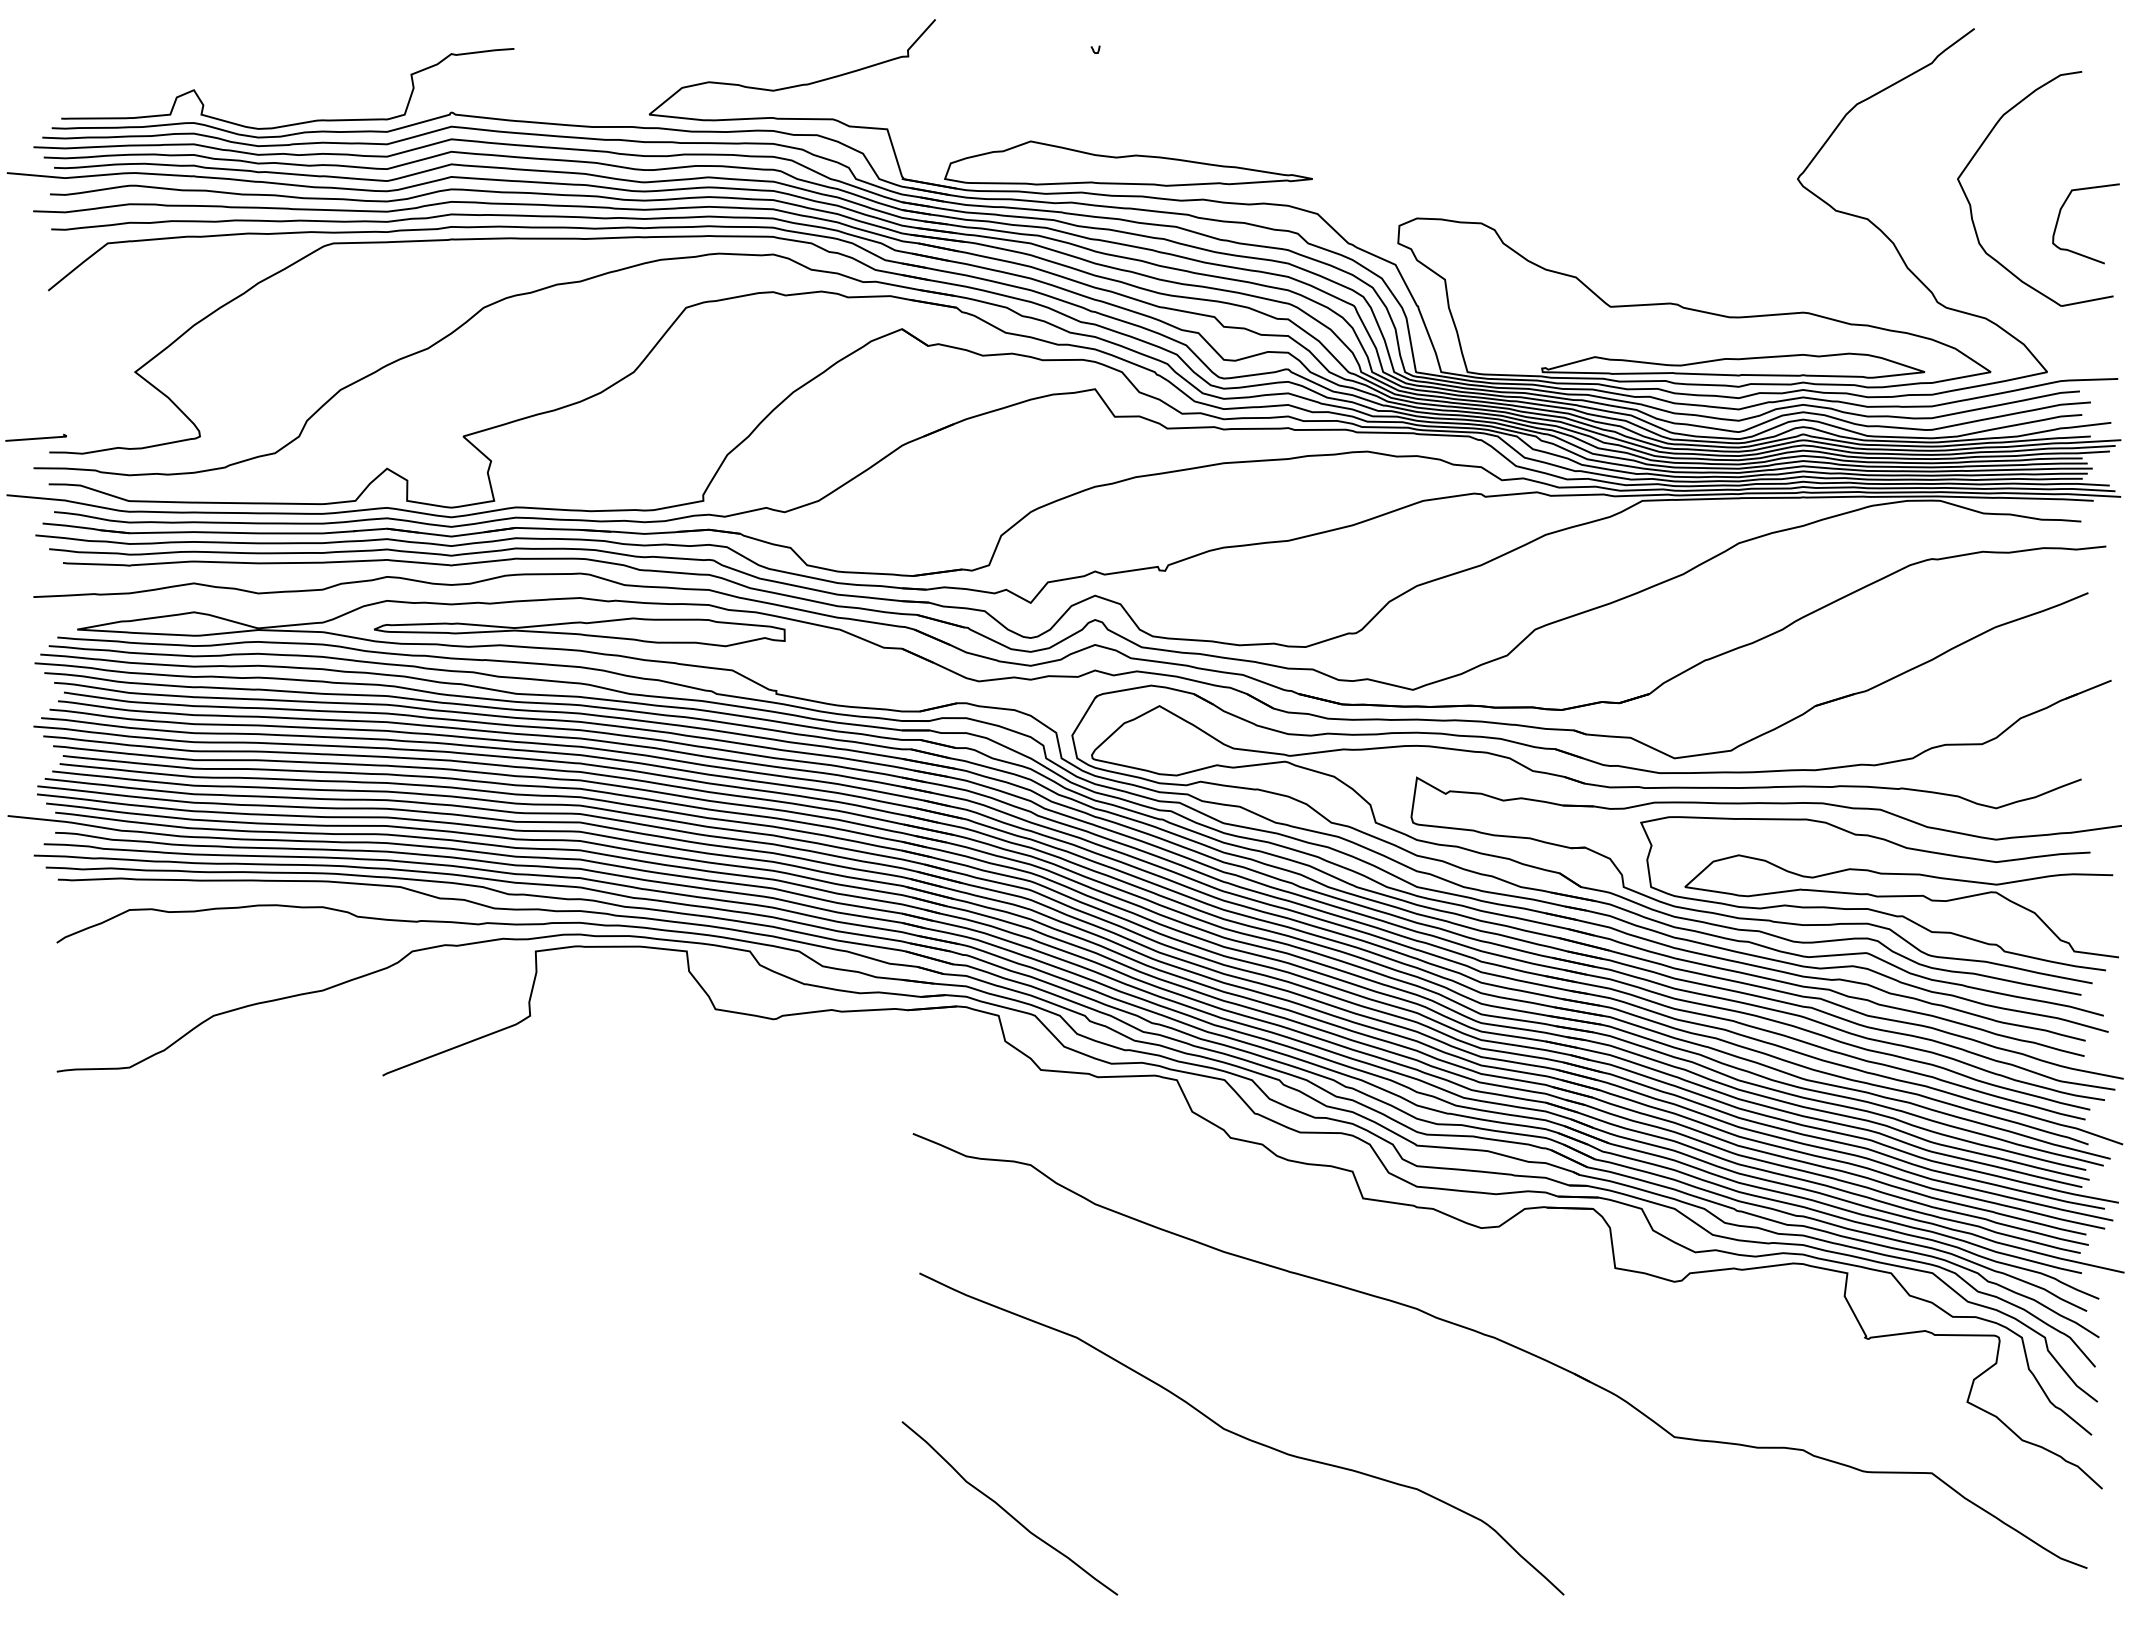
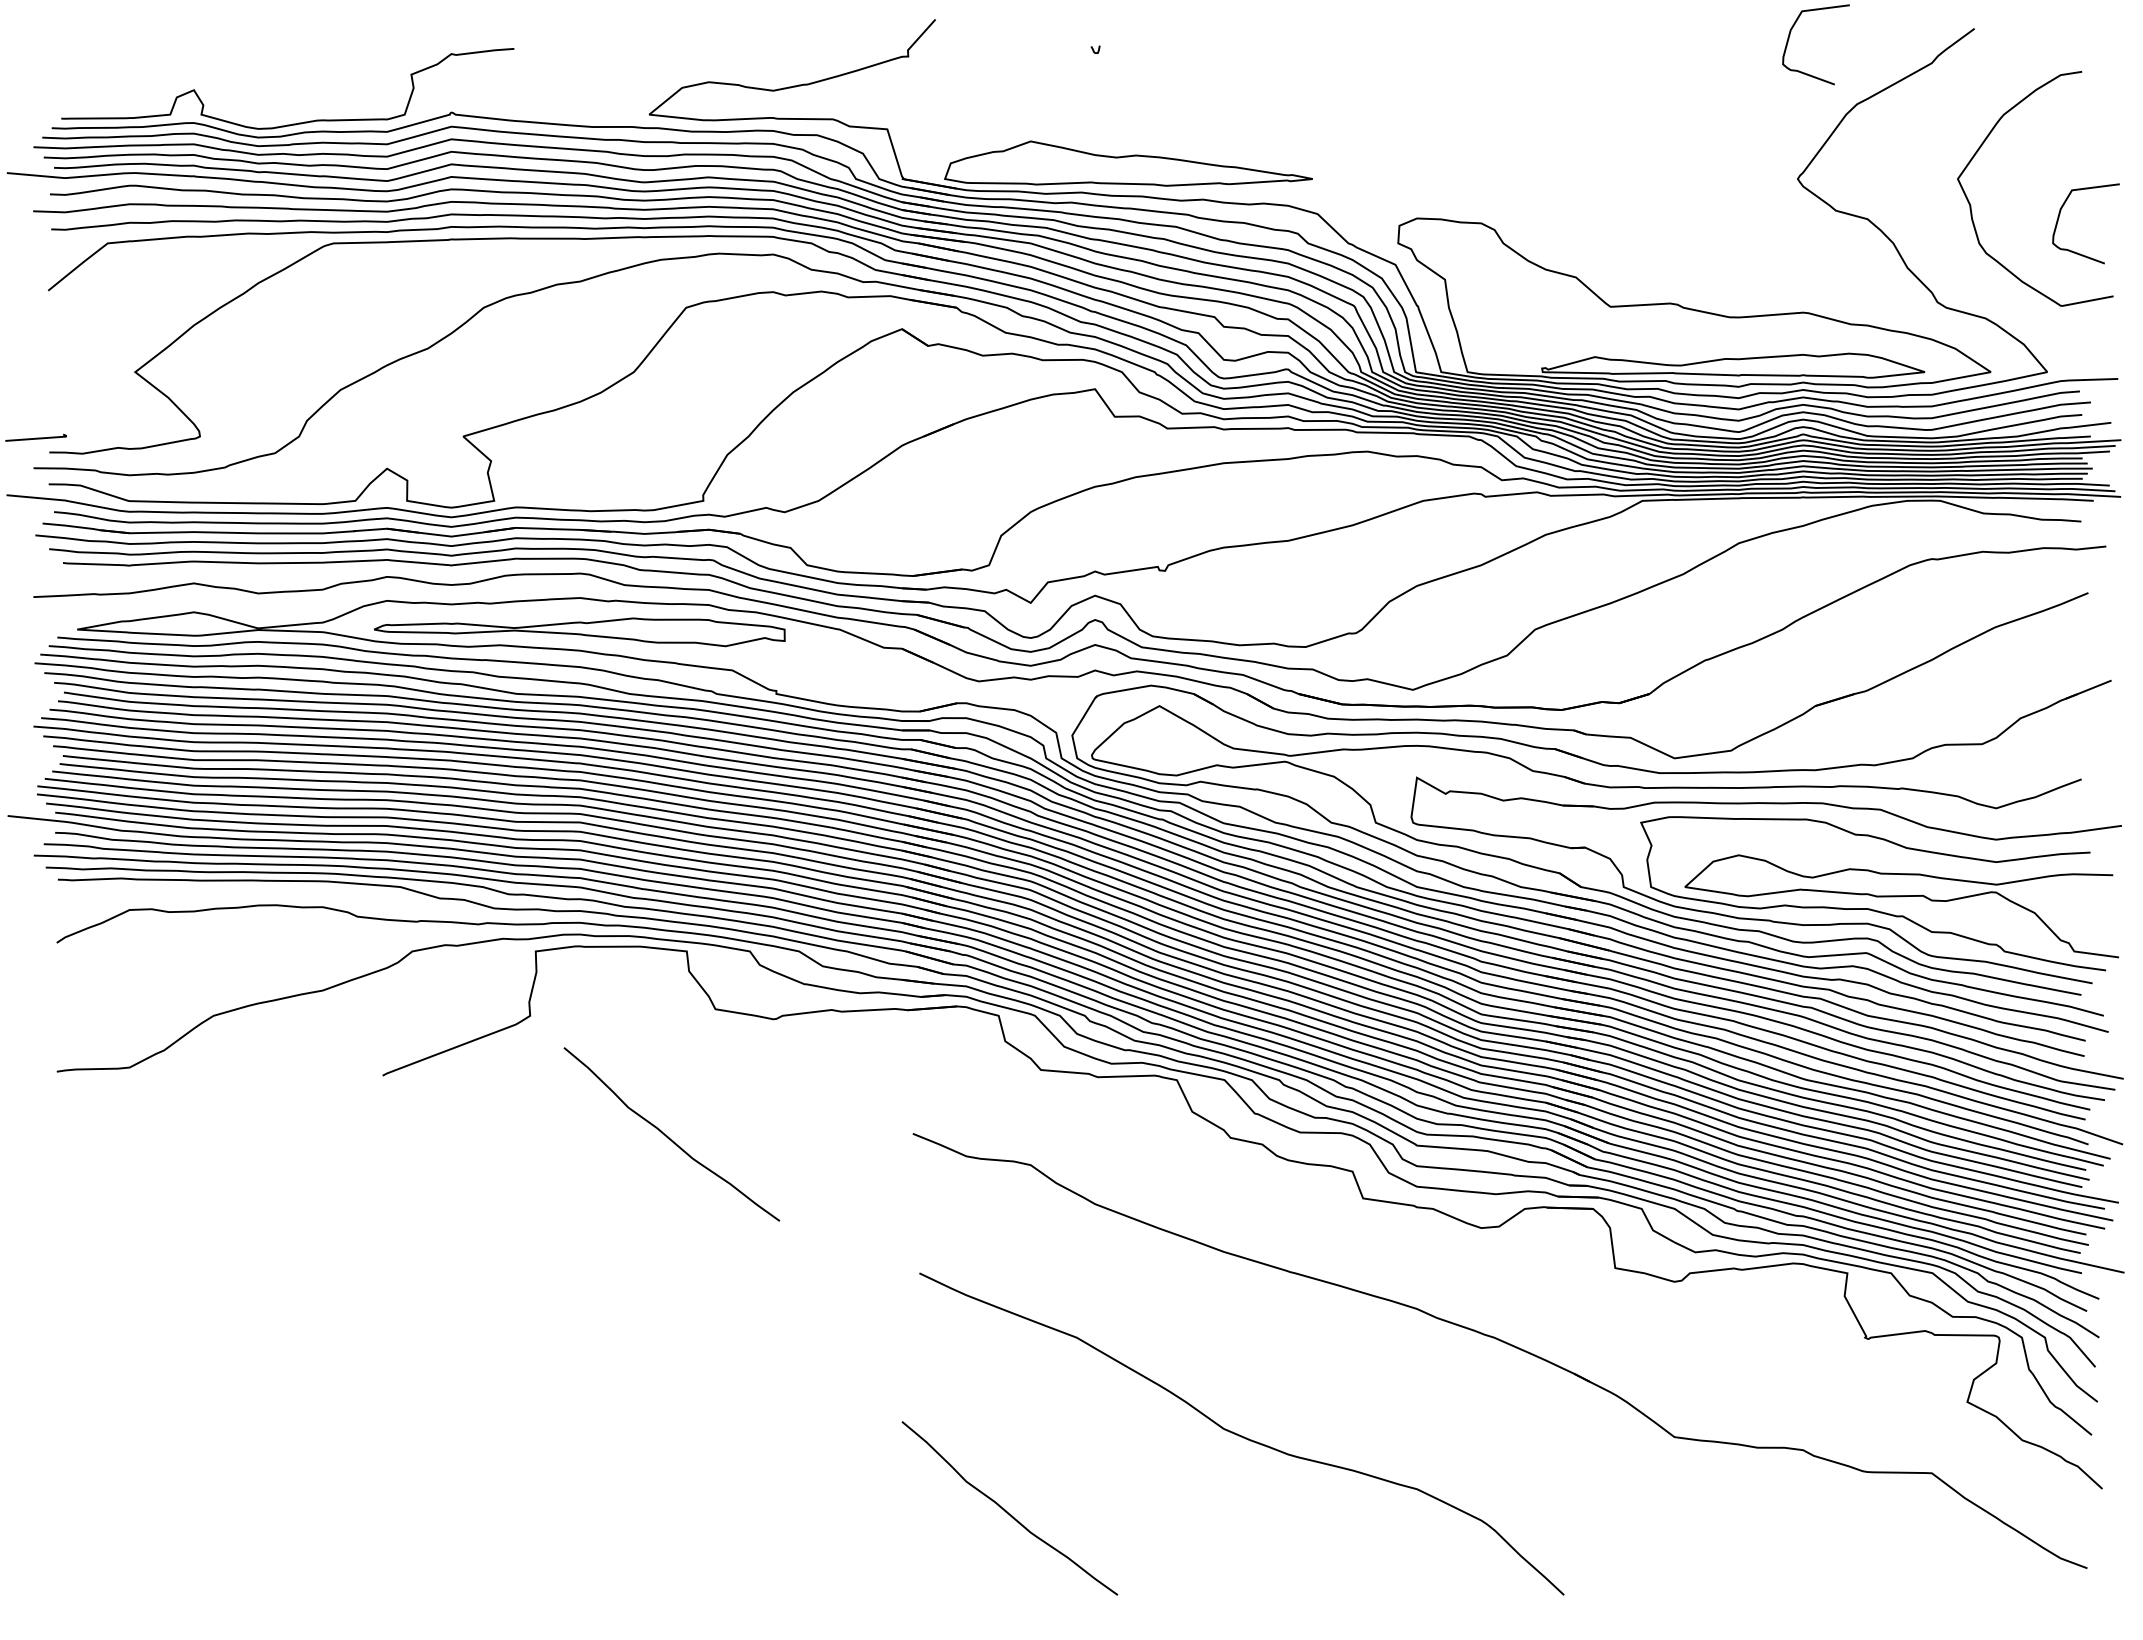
curve: none -> present (1789, 39)
curve: none -> present (668, 1136)
